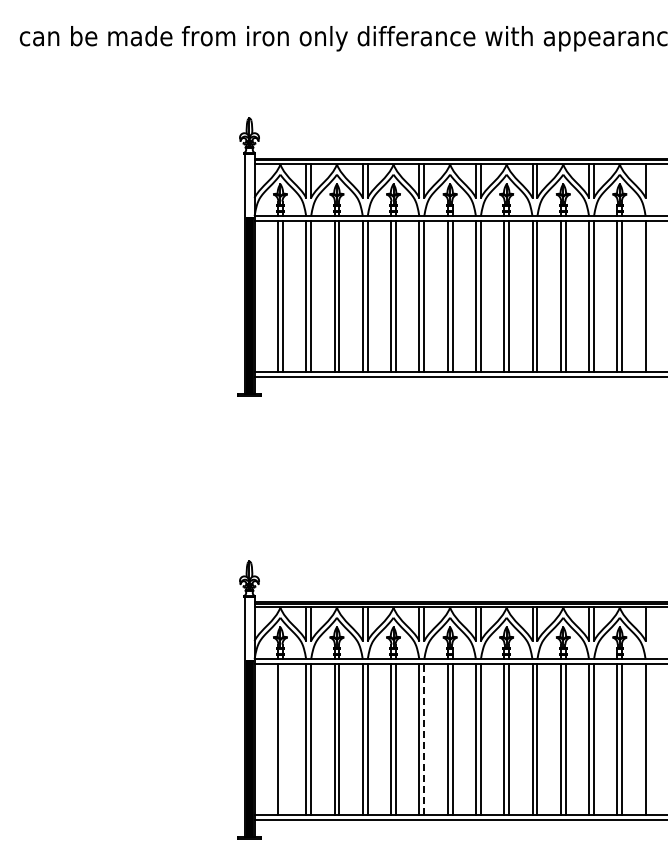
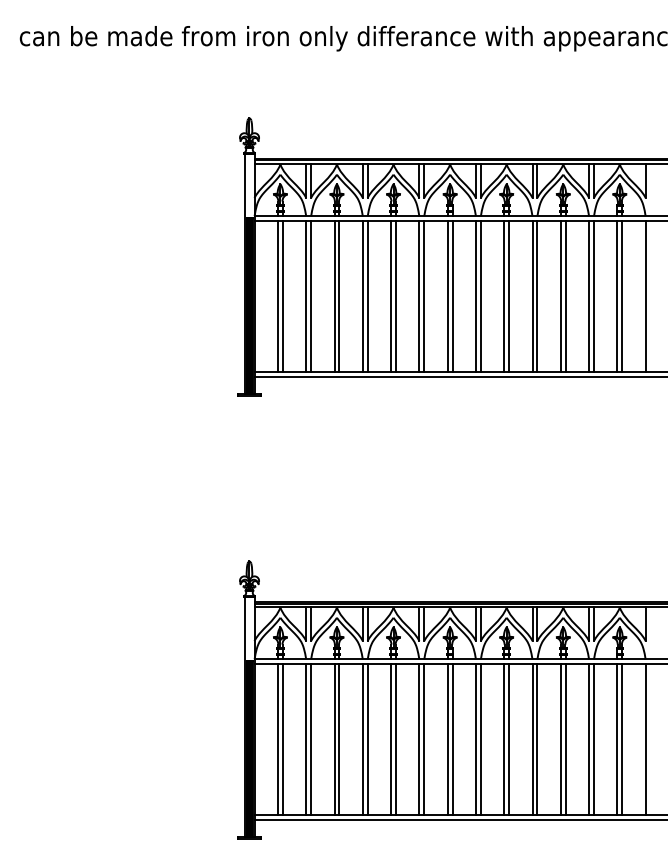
line: none -> present (282, 739)
line: dashed -> solid (424, 739)
